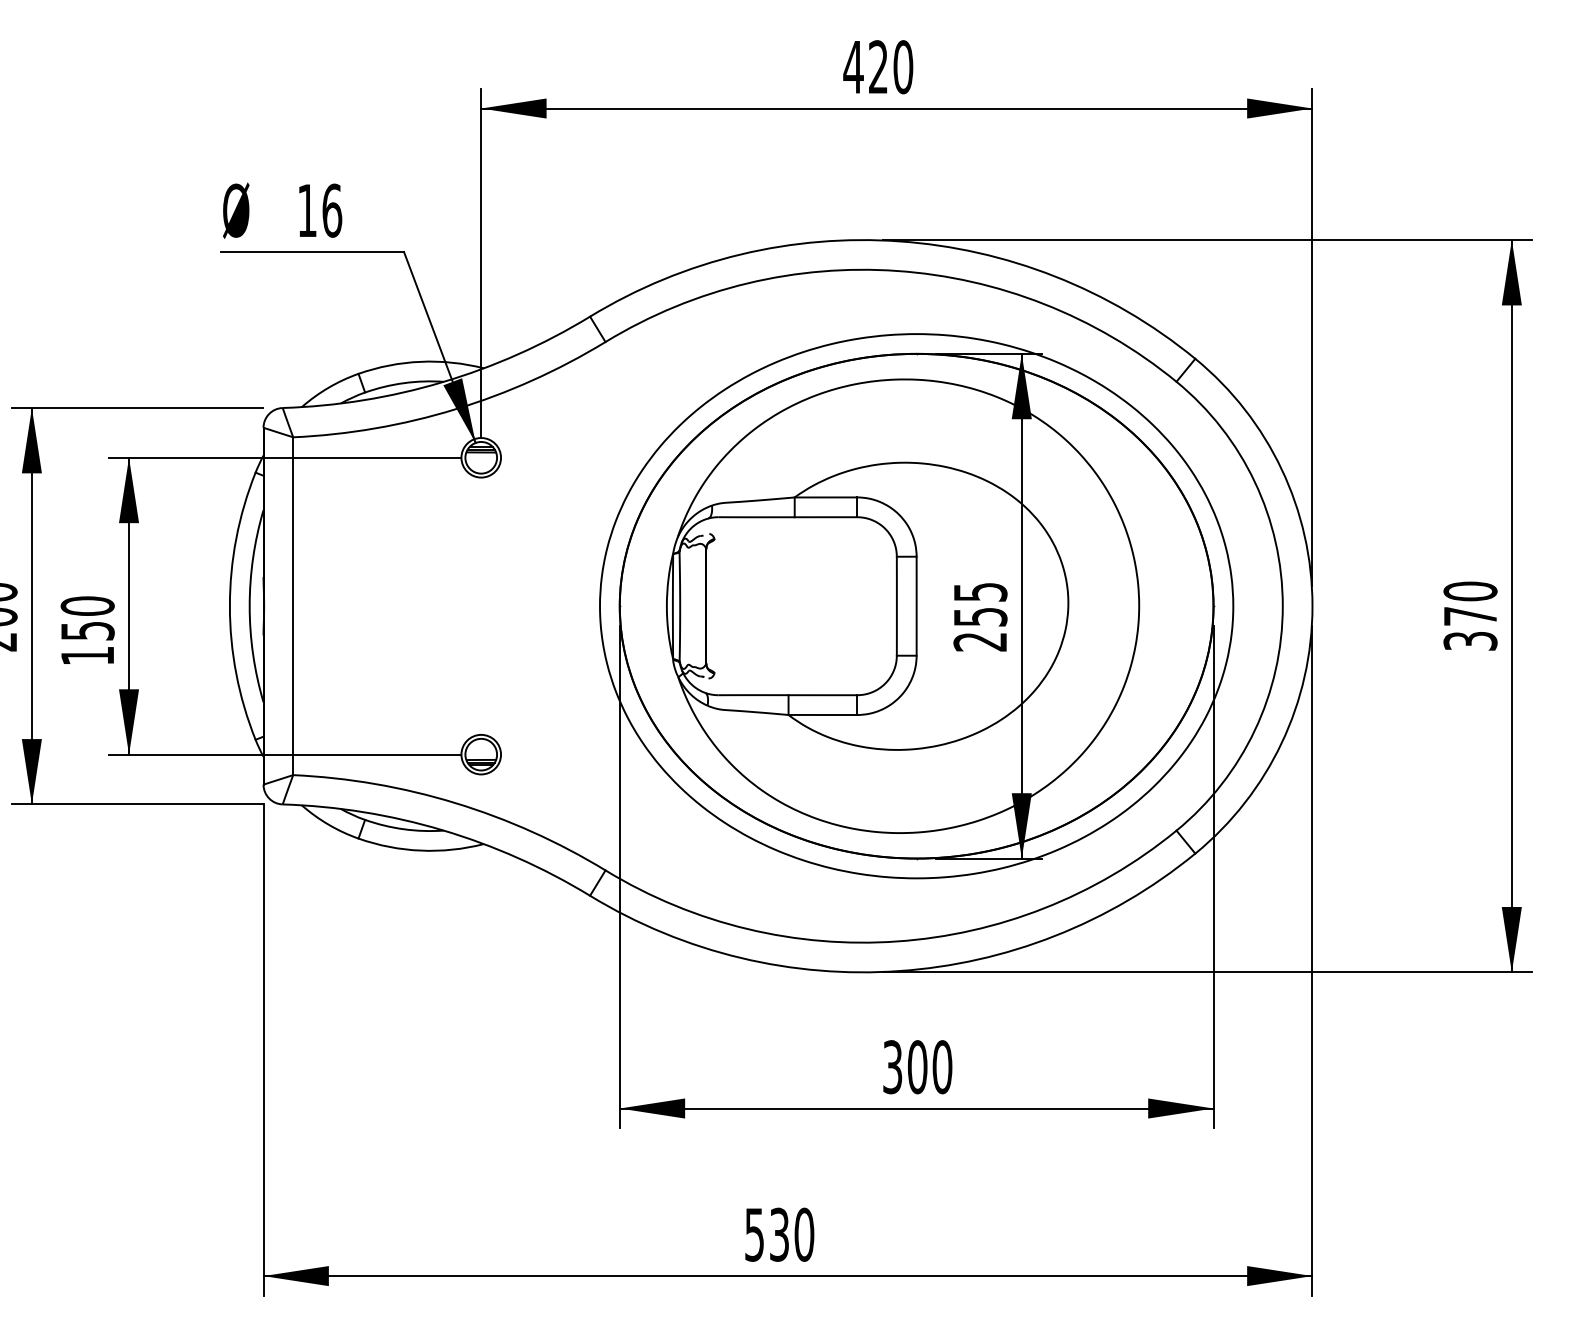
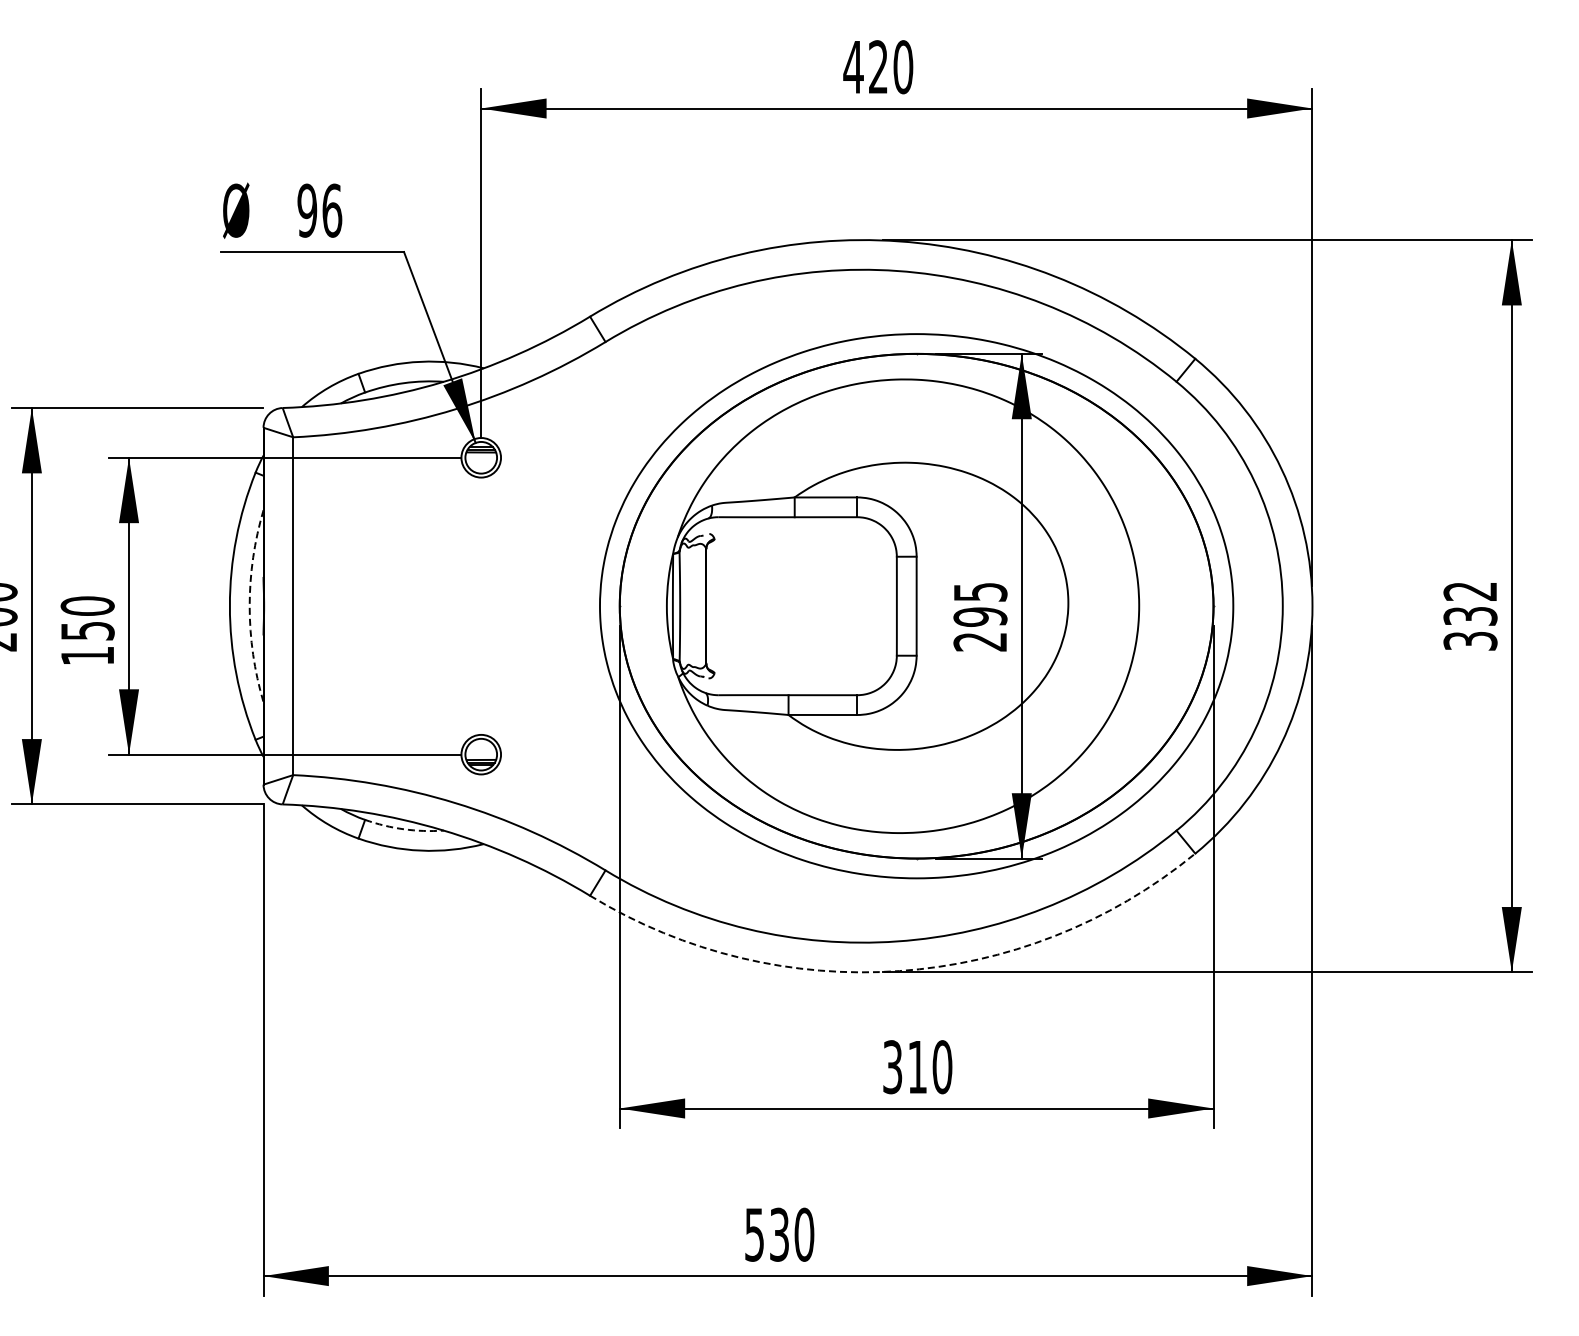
text: 16 -> 96 (307, 210)
text: 370 -> 332 (1470, 603)
arc: solid -> dashed (249, 606)
text: 255 -> 295 (980, 616)
arc: solid -> dashed (403, 829)
arc: solid -> dashed (899, 971)
text: 300 -> 310 (917, 1067)
